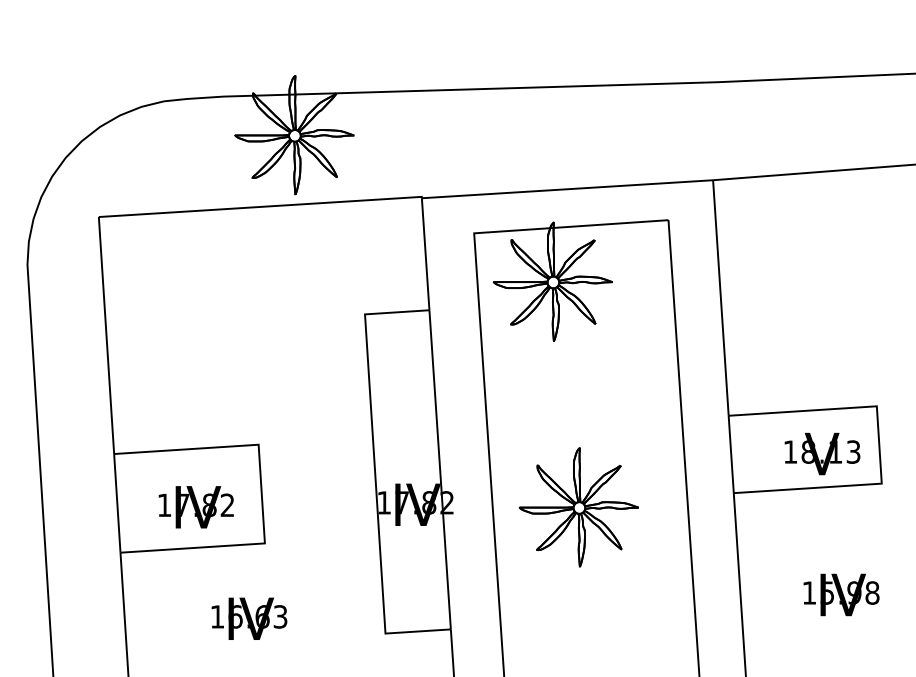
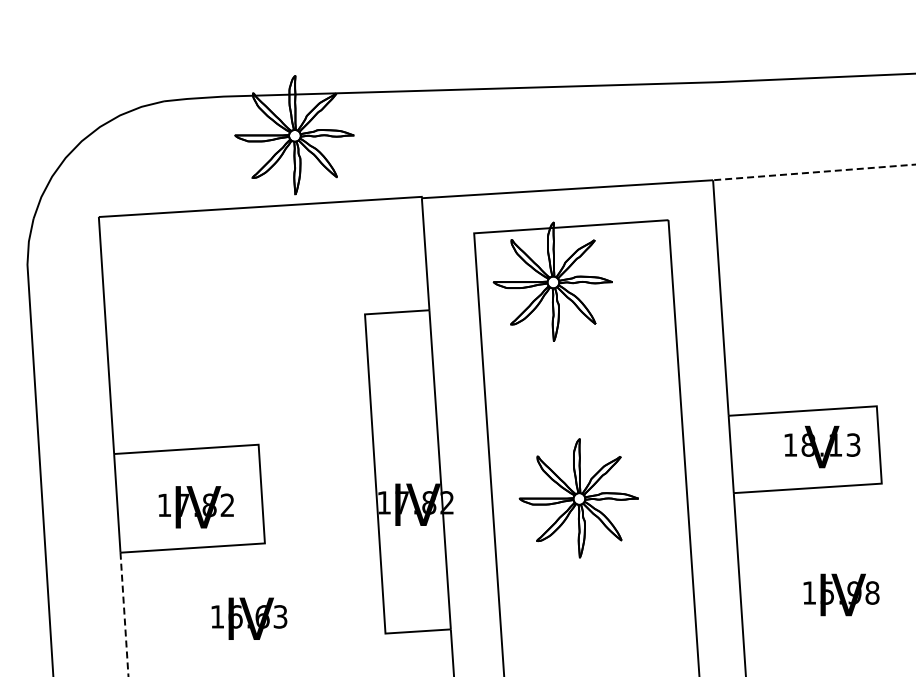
line: solid -> dashed (814, 172)
text position: (822, 453) -> (822, 446) (822, 446)
part position: (578, 507) -> (578, 498) (578, 498)
line: solid -> dashed (124, 614)
